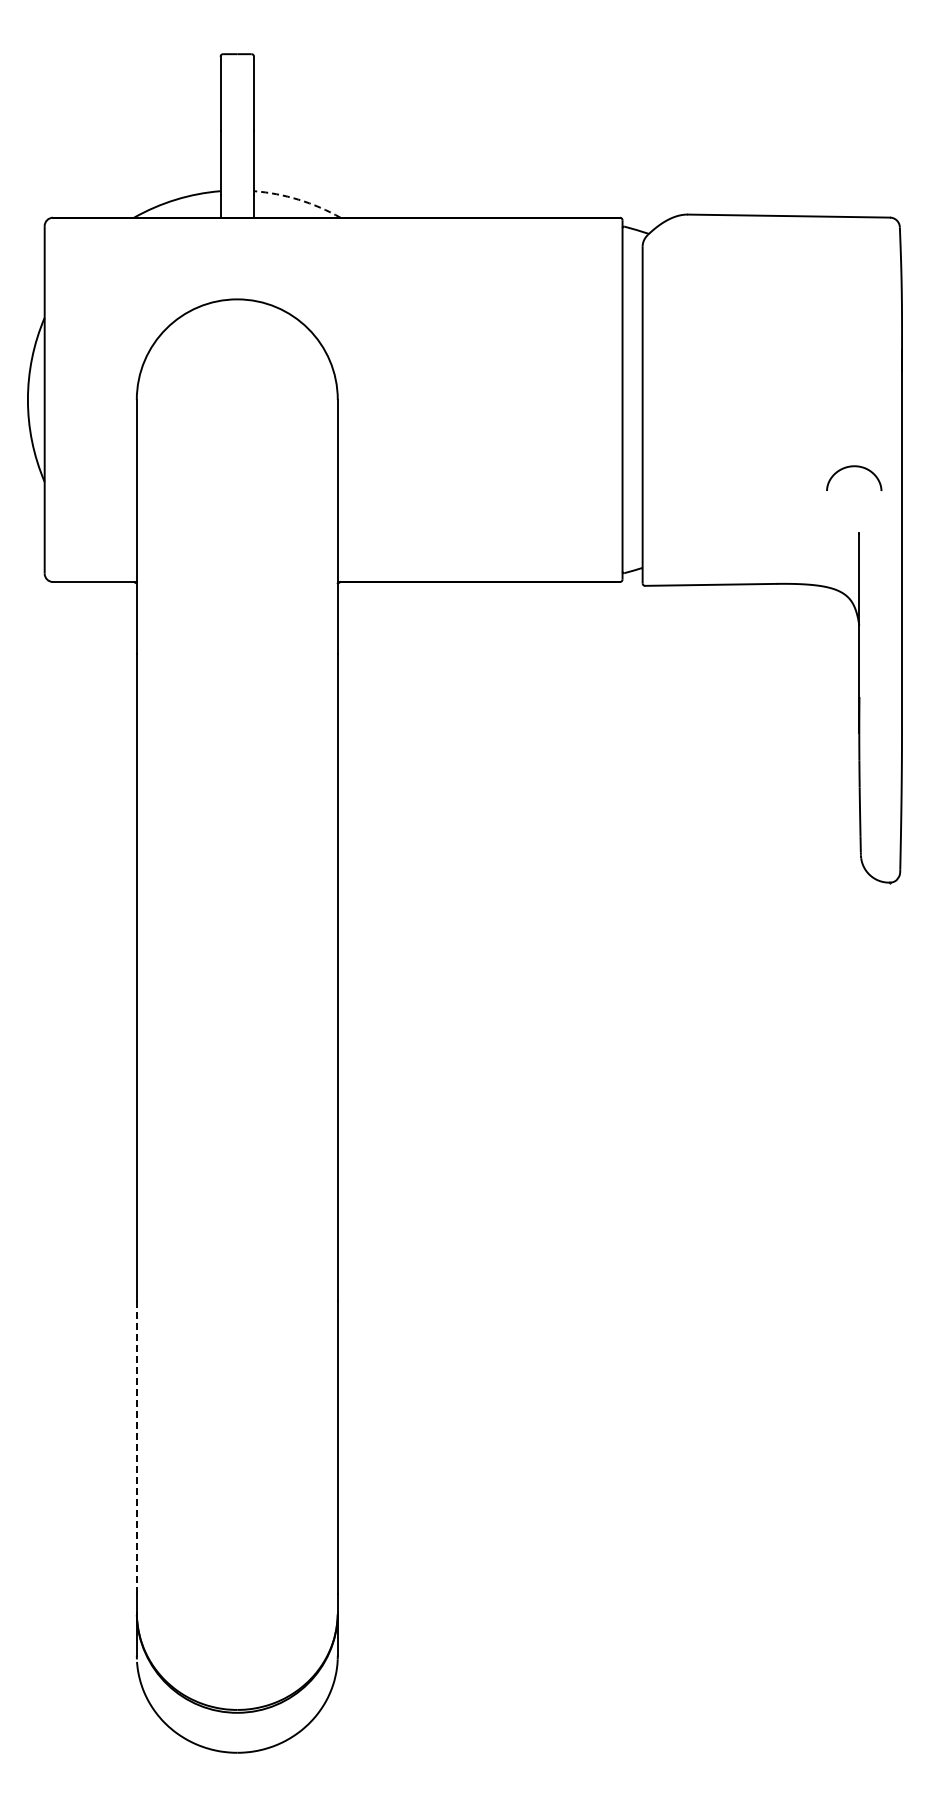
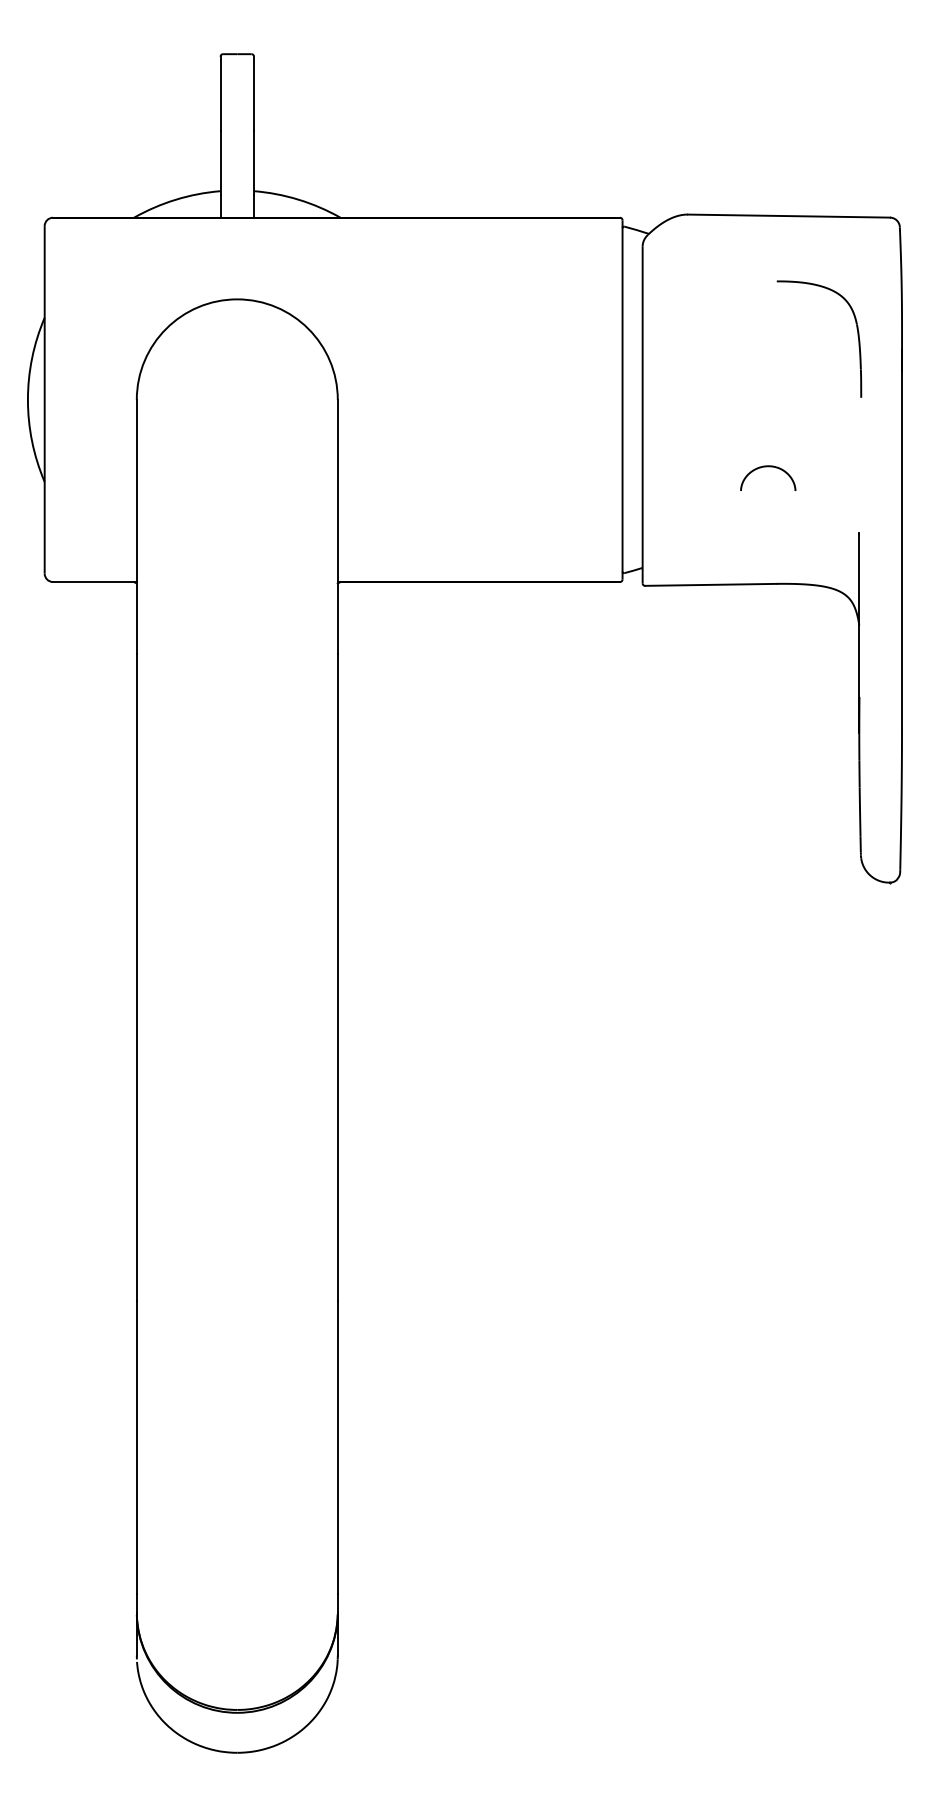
arc: dashed -> solid (298, 199)
part: none -> present (857, 336)
part position: (854, 467) -> (768, 467) (768, 467)
line: dashed -> solid (136, 1447)
